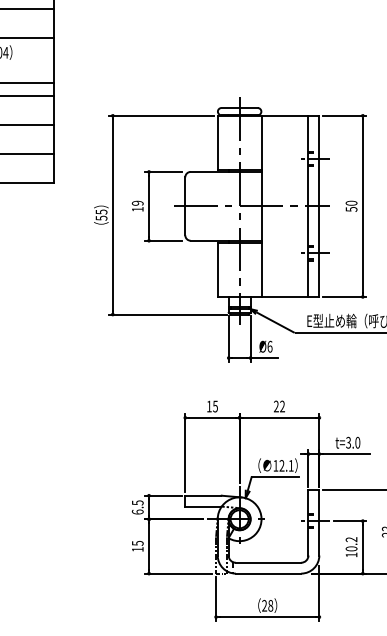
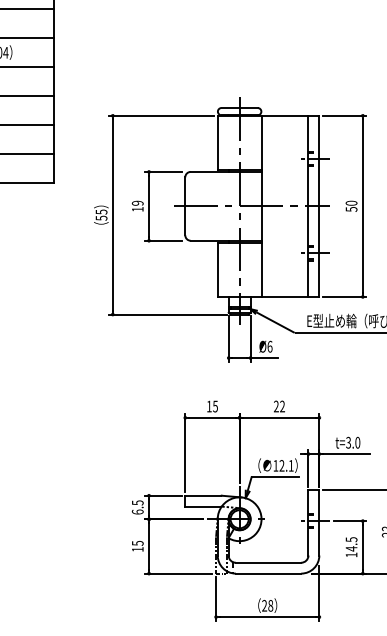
line position: (27, 83) -> (27, 67) (27, 67)
text: 10.2 -> 14.5 (351, 544)
